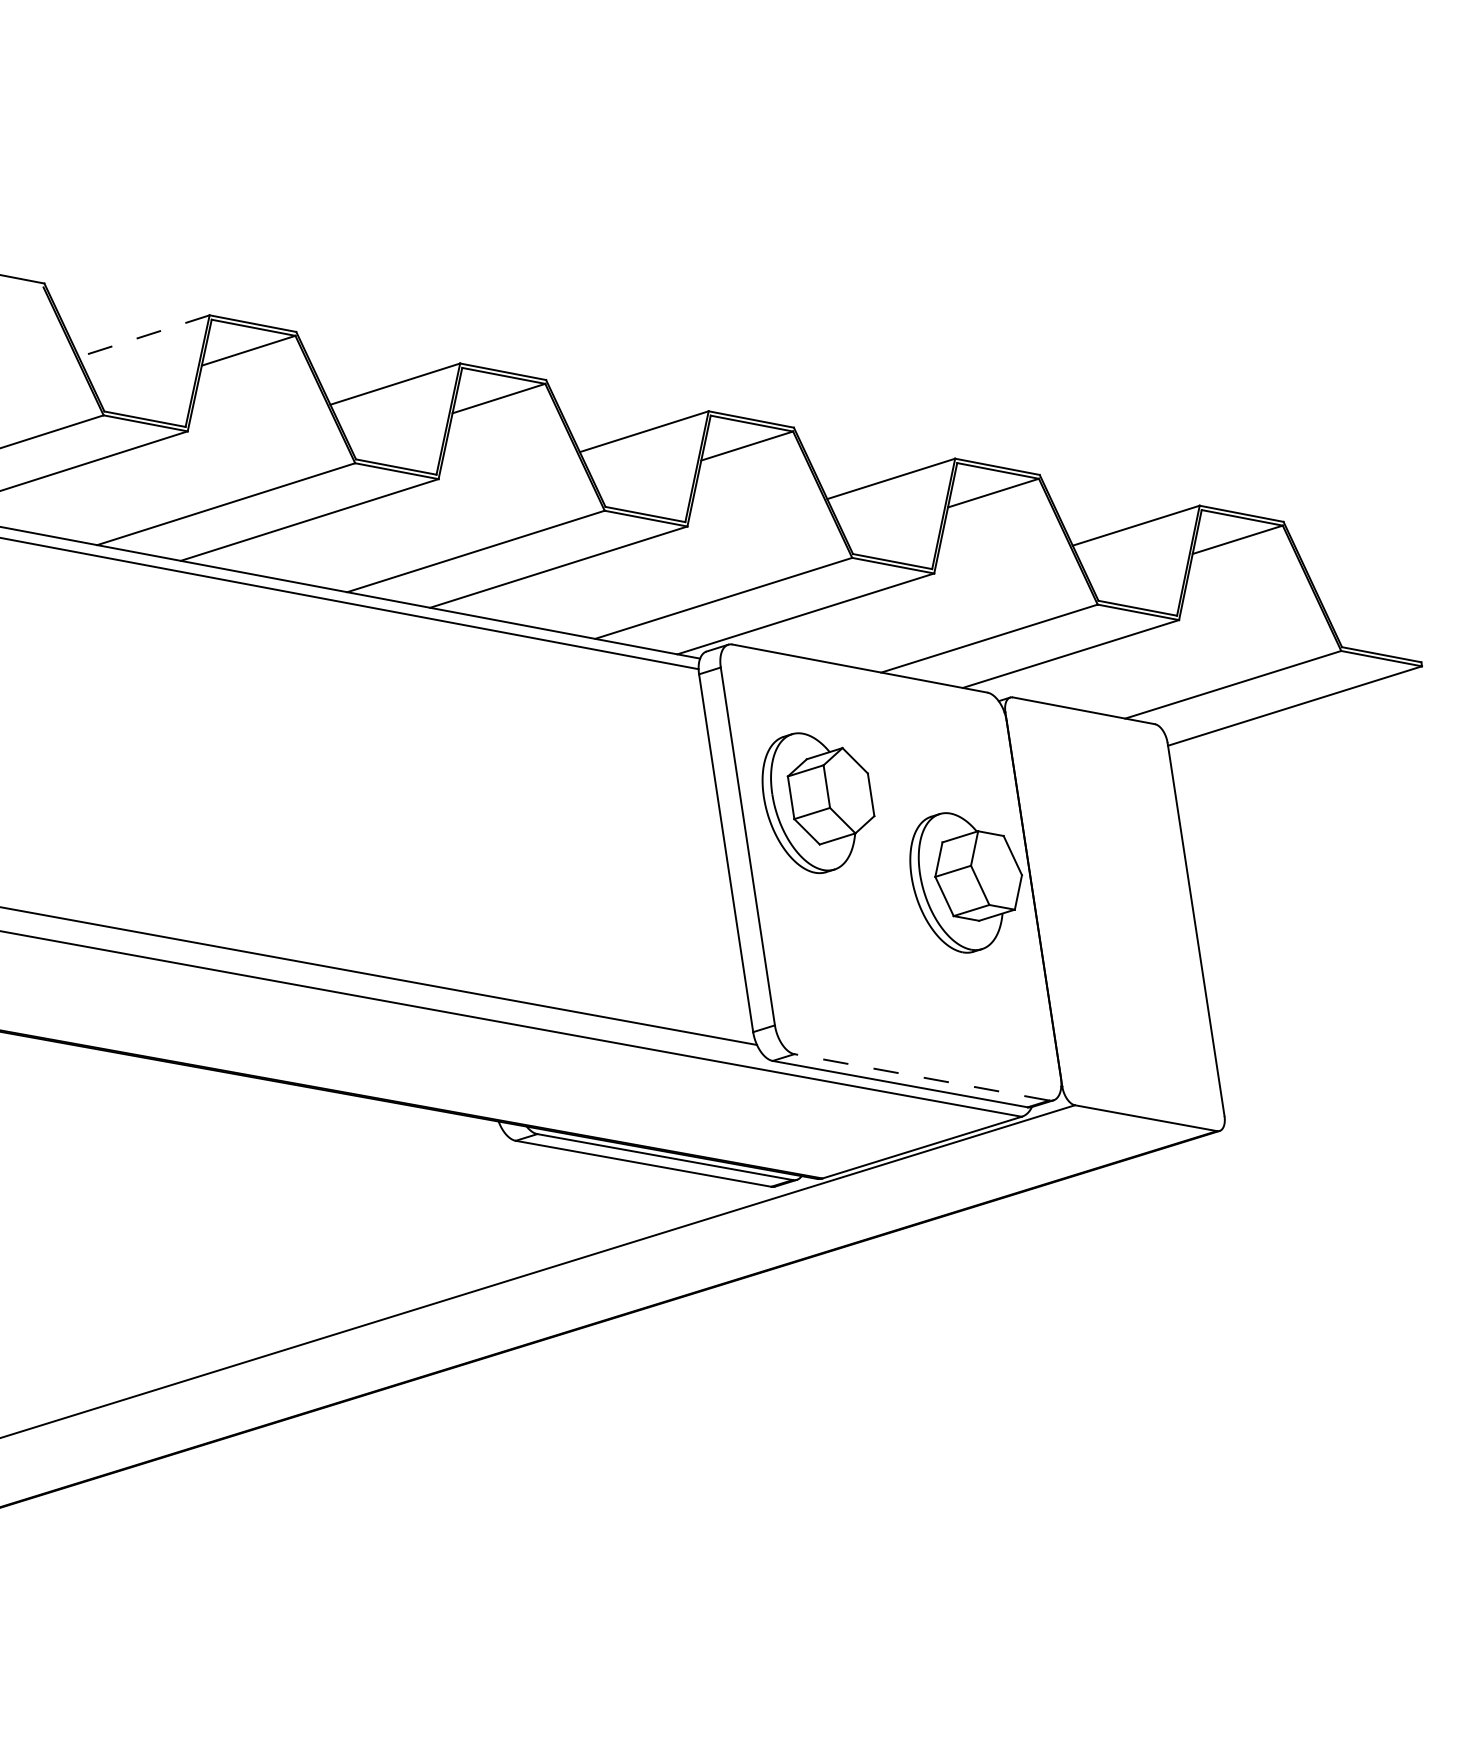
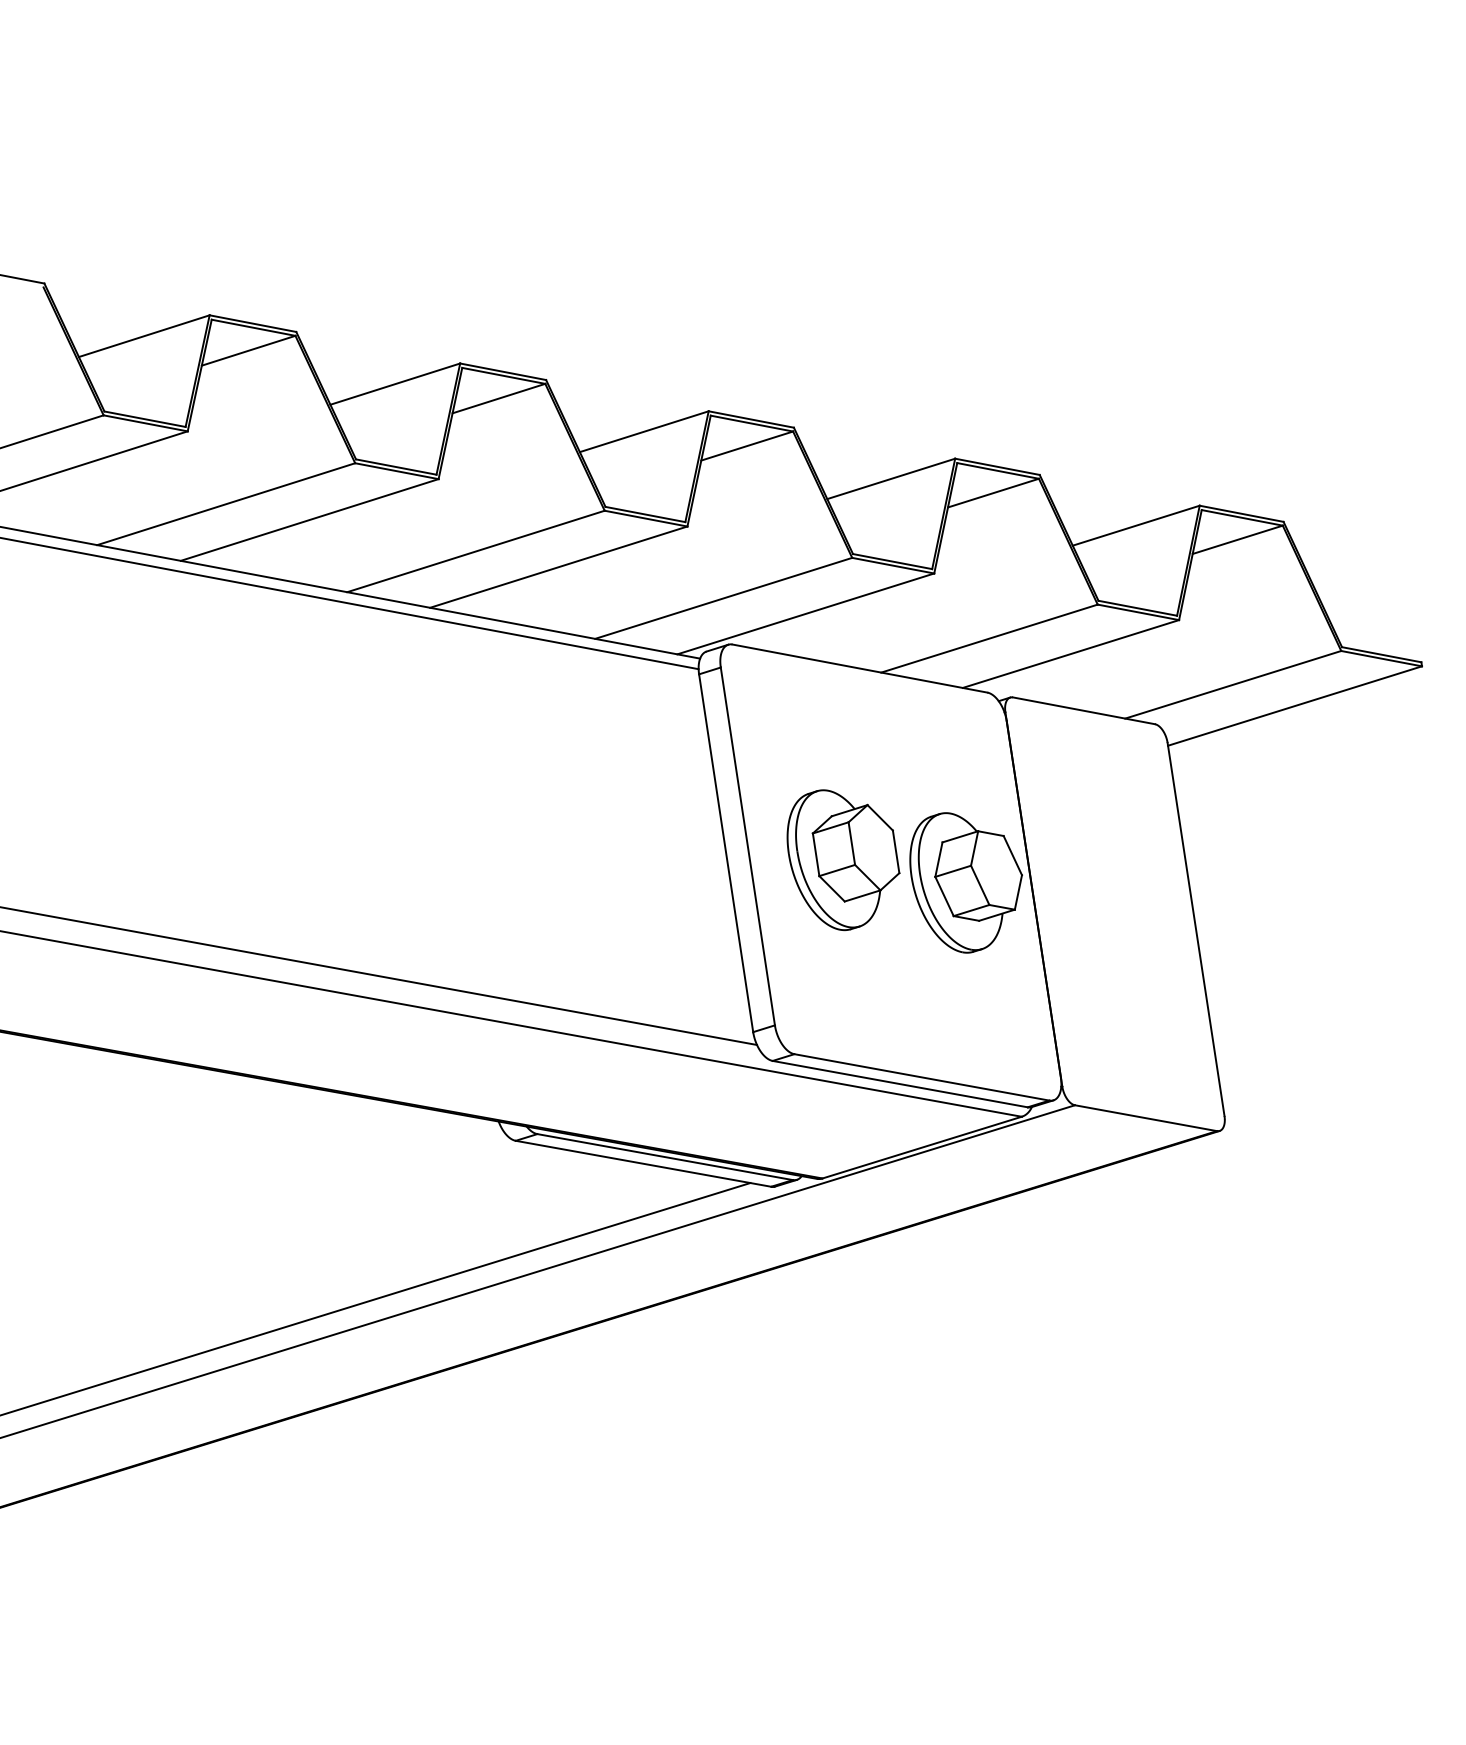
line: dashed -> solid (144, 336)
part position: (818, 803) -> (843, 860) (843, 860)
line: dashed -> solid (921, 1077)
line: none -> present (376, 1298)
